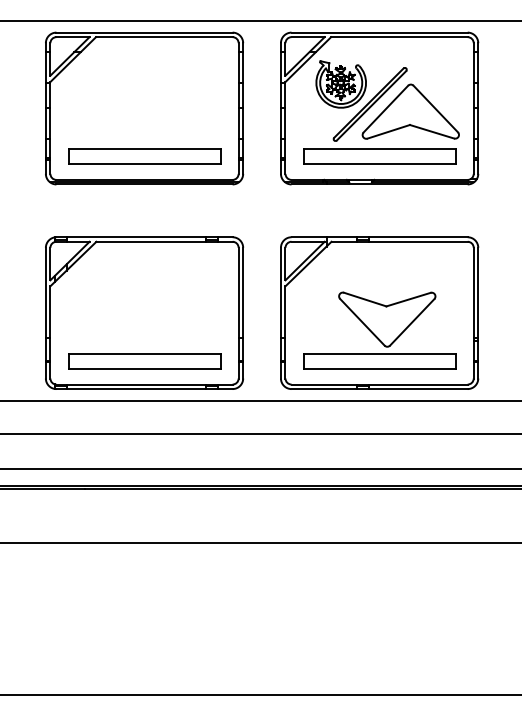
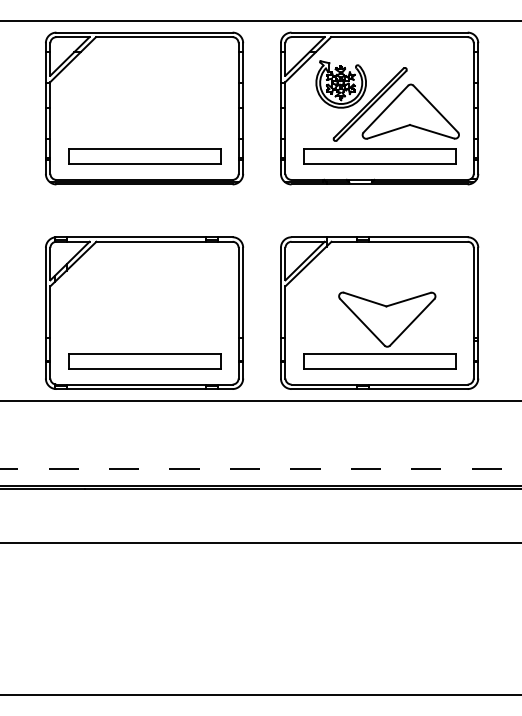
line: present -> none (260, 433)
line: solid -> dashed (260, 468)
